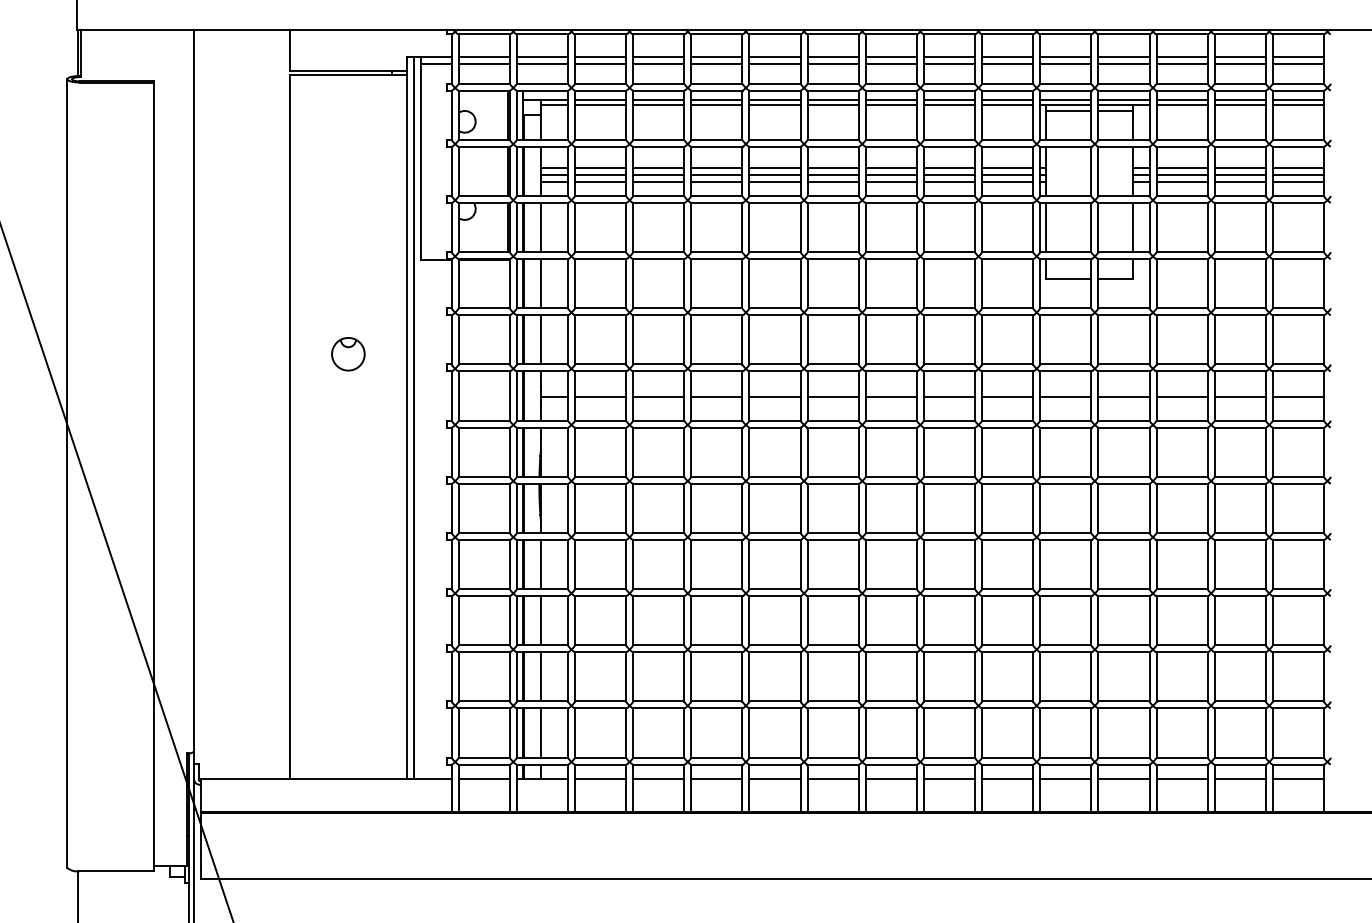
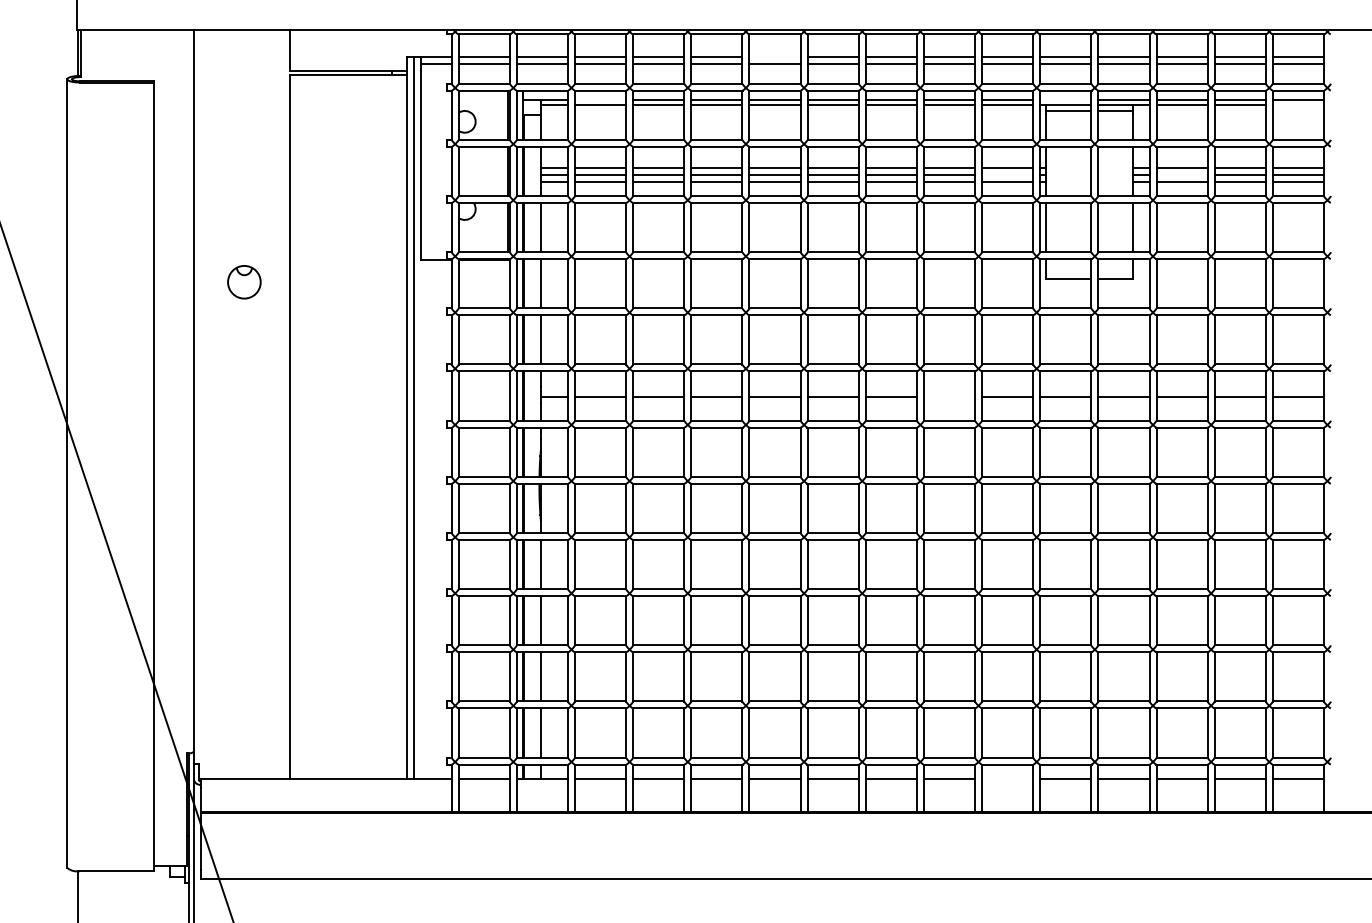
line: present -> none (774, 56)
line: present -> none (600, 100)
line: present -> none (1065, 100)
line: present -> none (1297, 104)
line: present -> none (1007, 175)
line: present -> none (1181, 175)
part position: (348, 354) -> (244, 282) (244, 282)
line: present -> none (949, 397)
line: present -> none (1007, 779)
